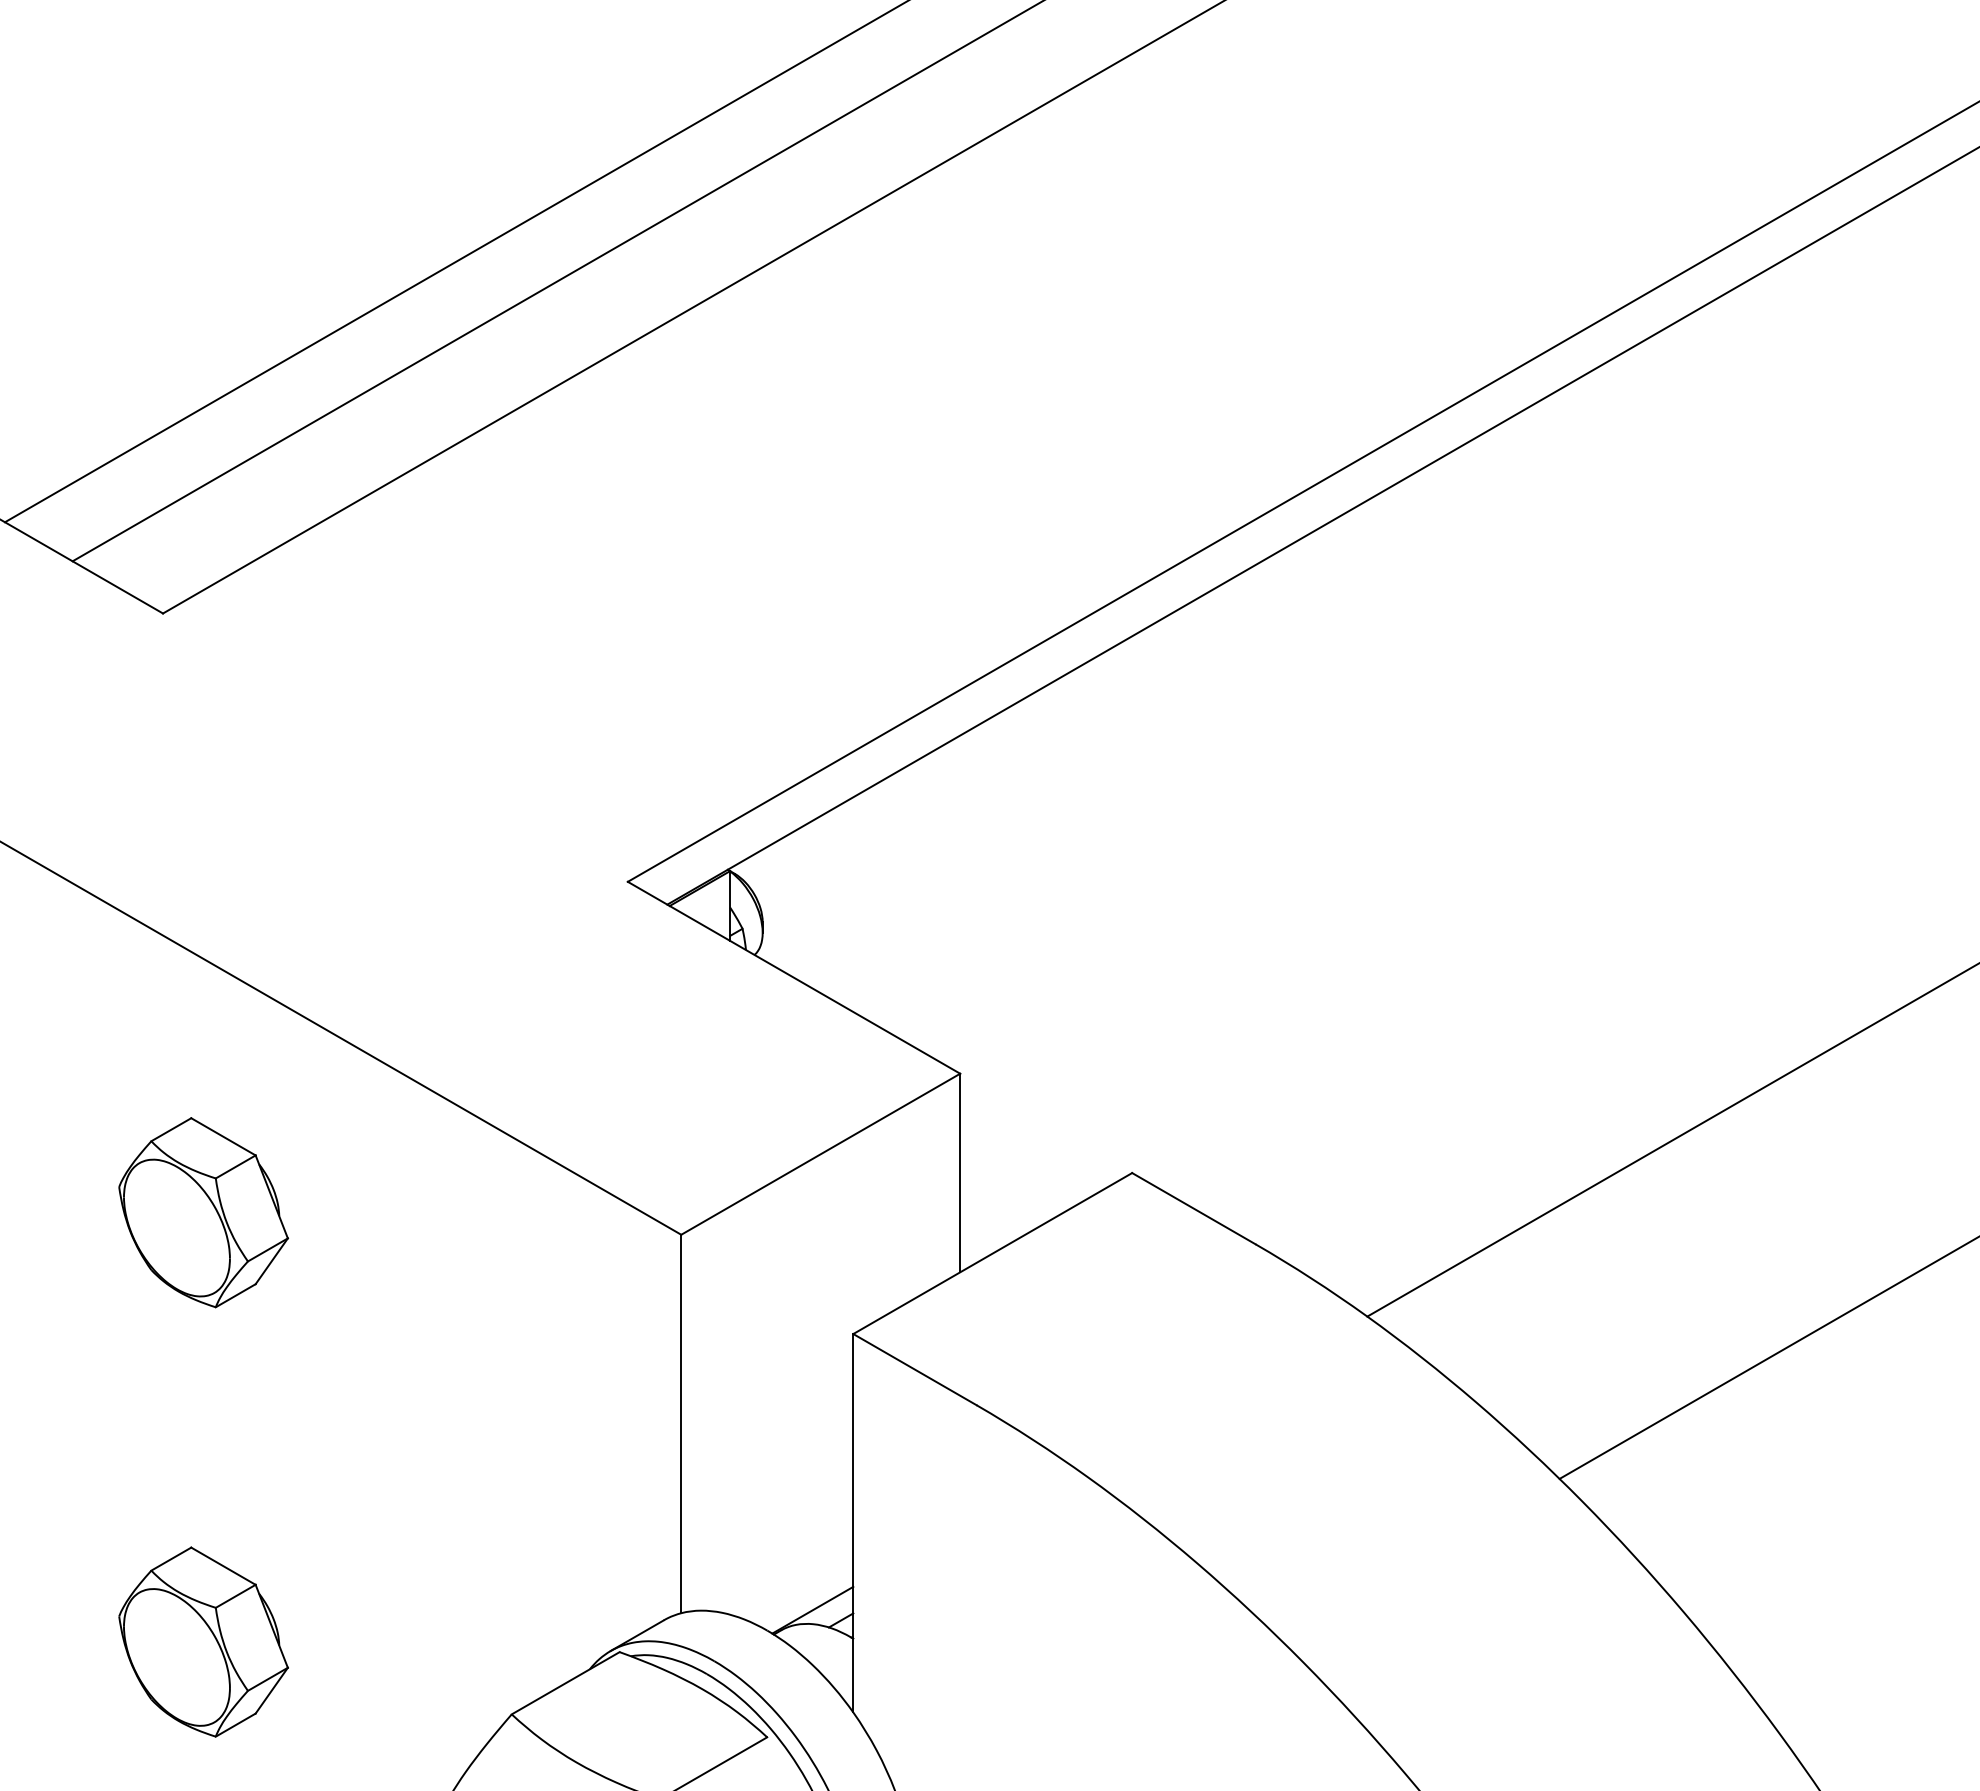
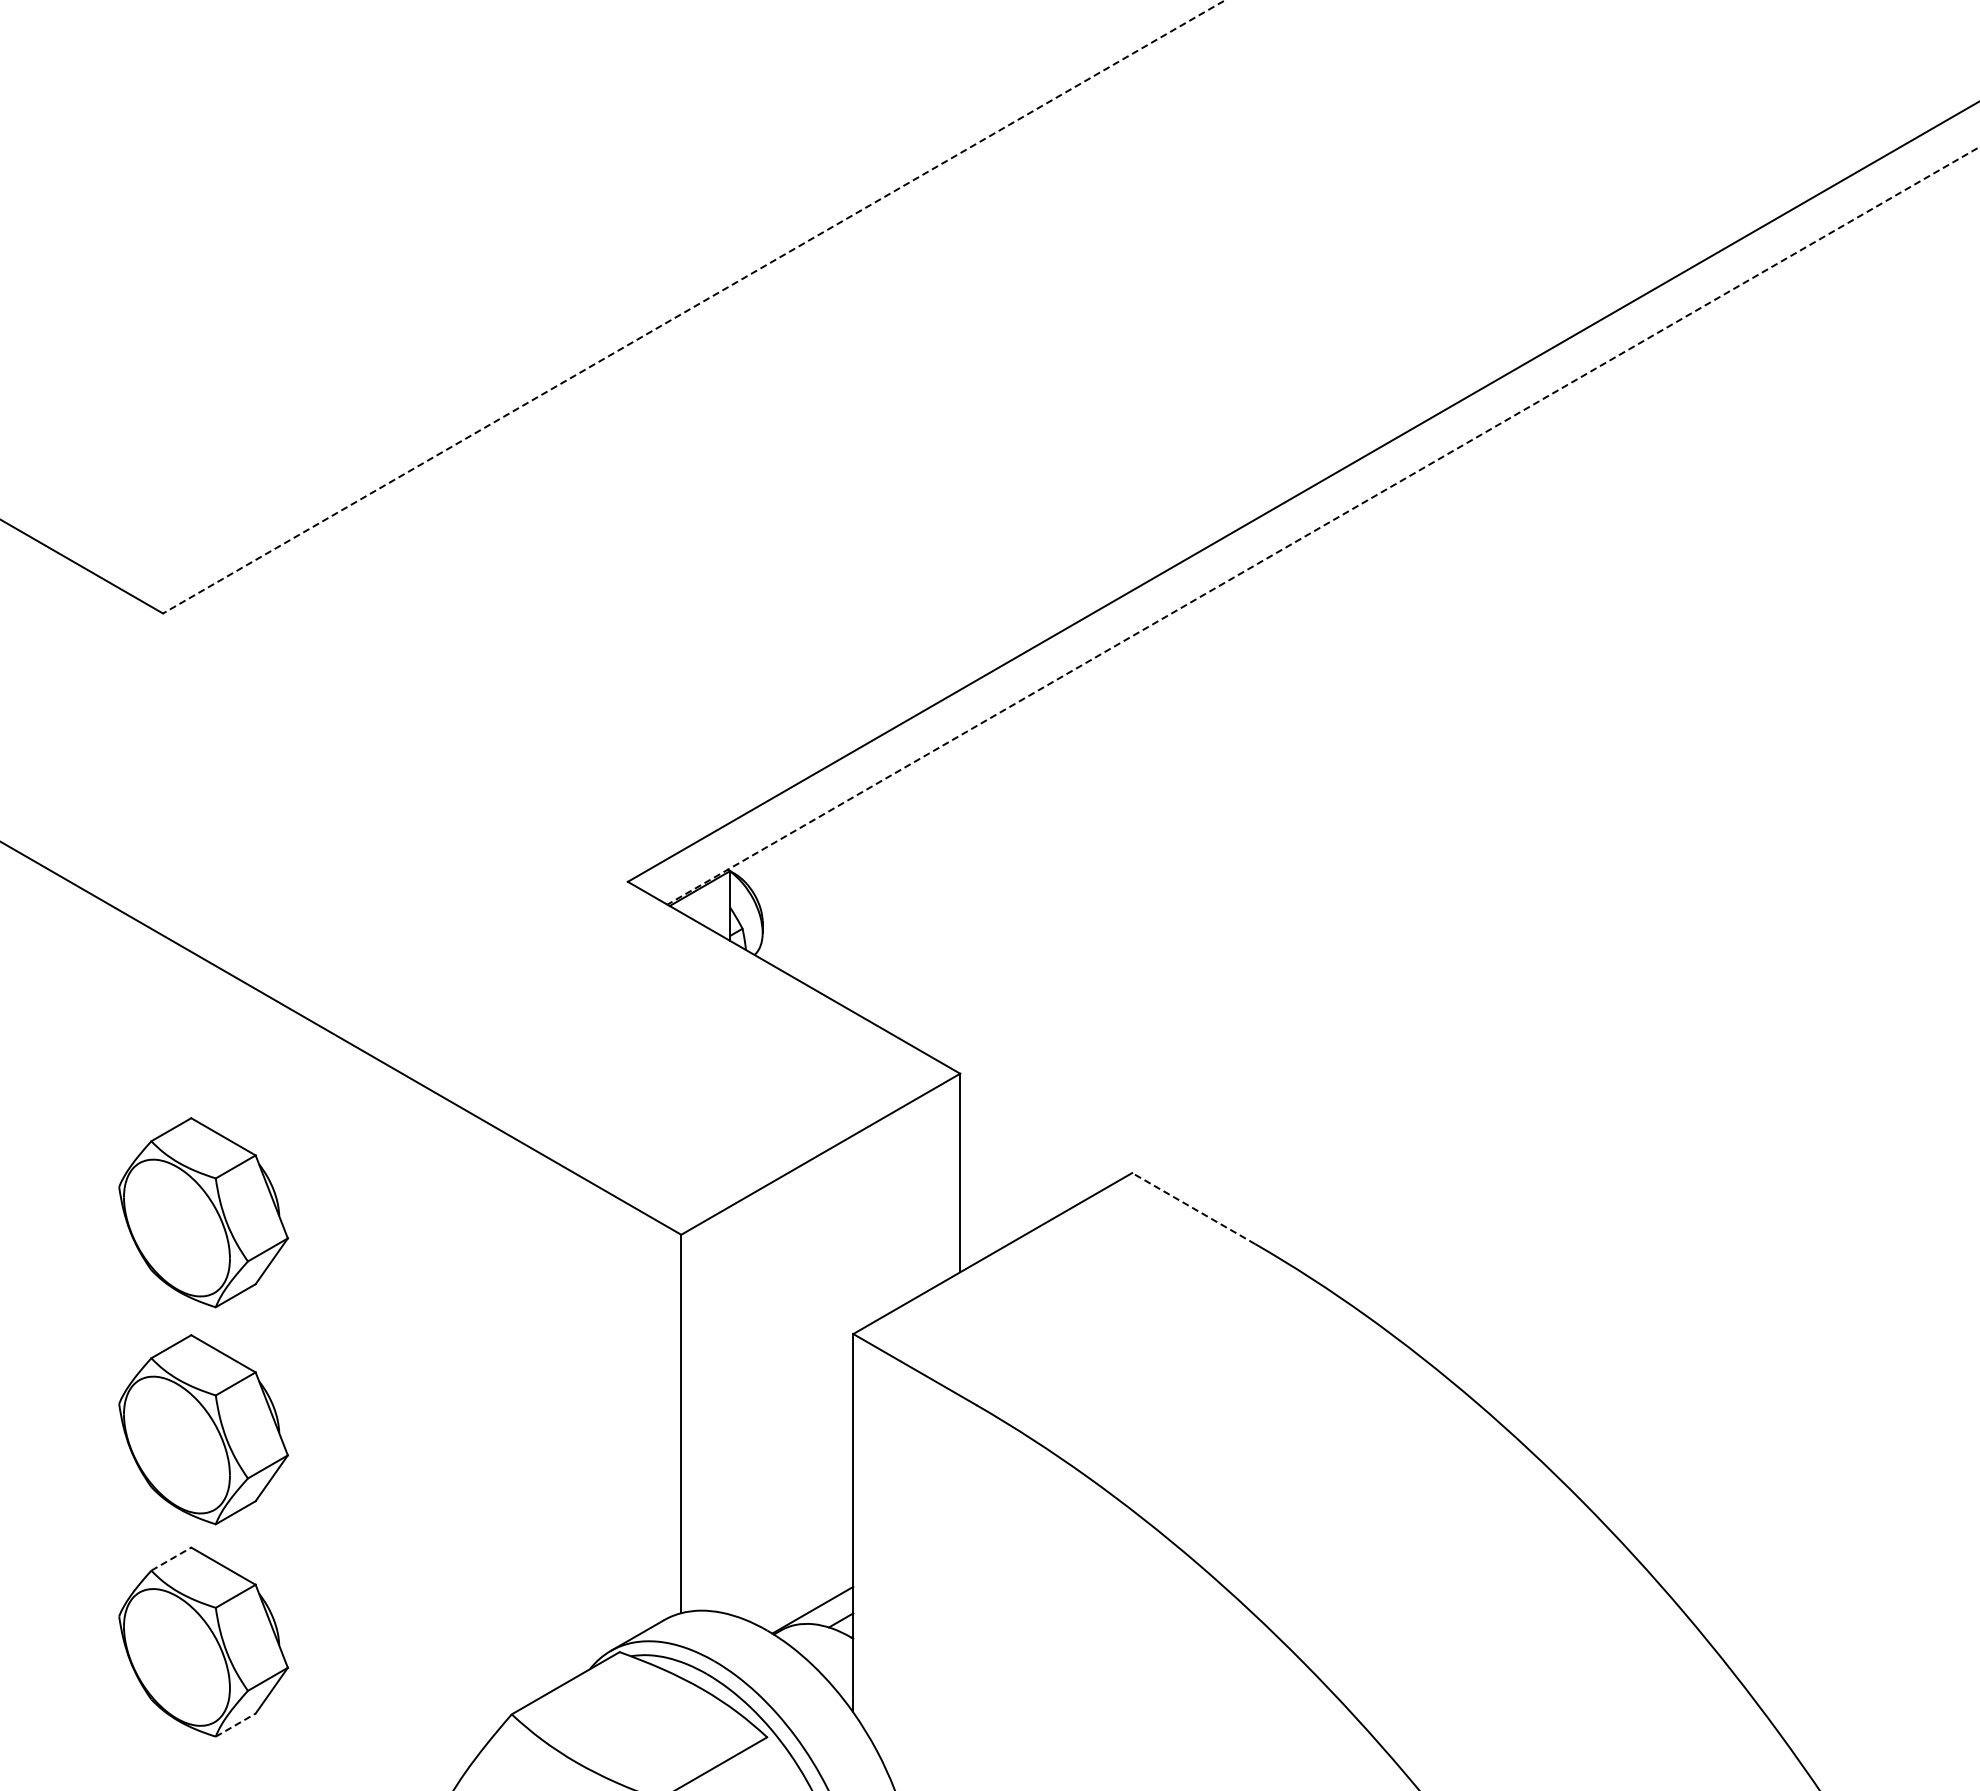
line: present -> none (455, 262)
line: present -> none (556, 281)
line: solid -> dashed (693, 307)
line: solid -> dashed (1322, 526)
line: present -> none (1671, 1140)
line: solid -> dashed (1193, 1208)
line: present -> none (1767, 1358)
part: none -> present (203, 1429)
line: solid -> dashed (171, 1558)
line: solid -> dashed (236, 1724)
